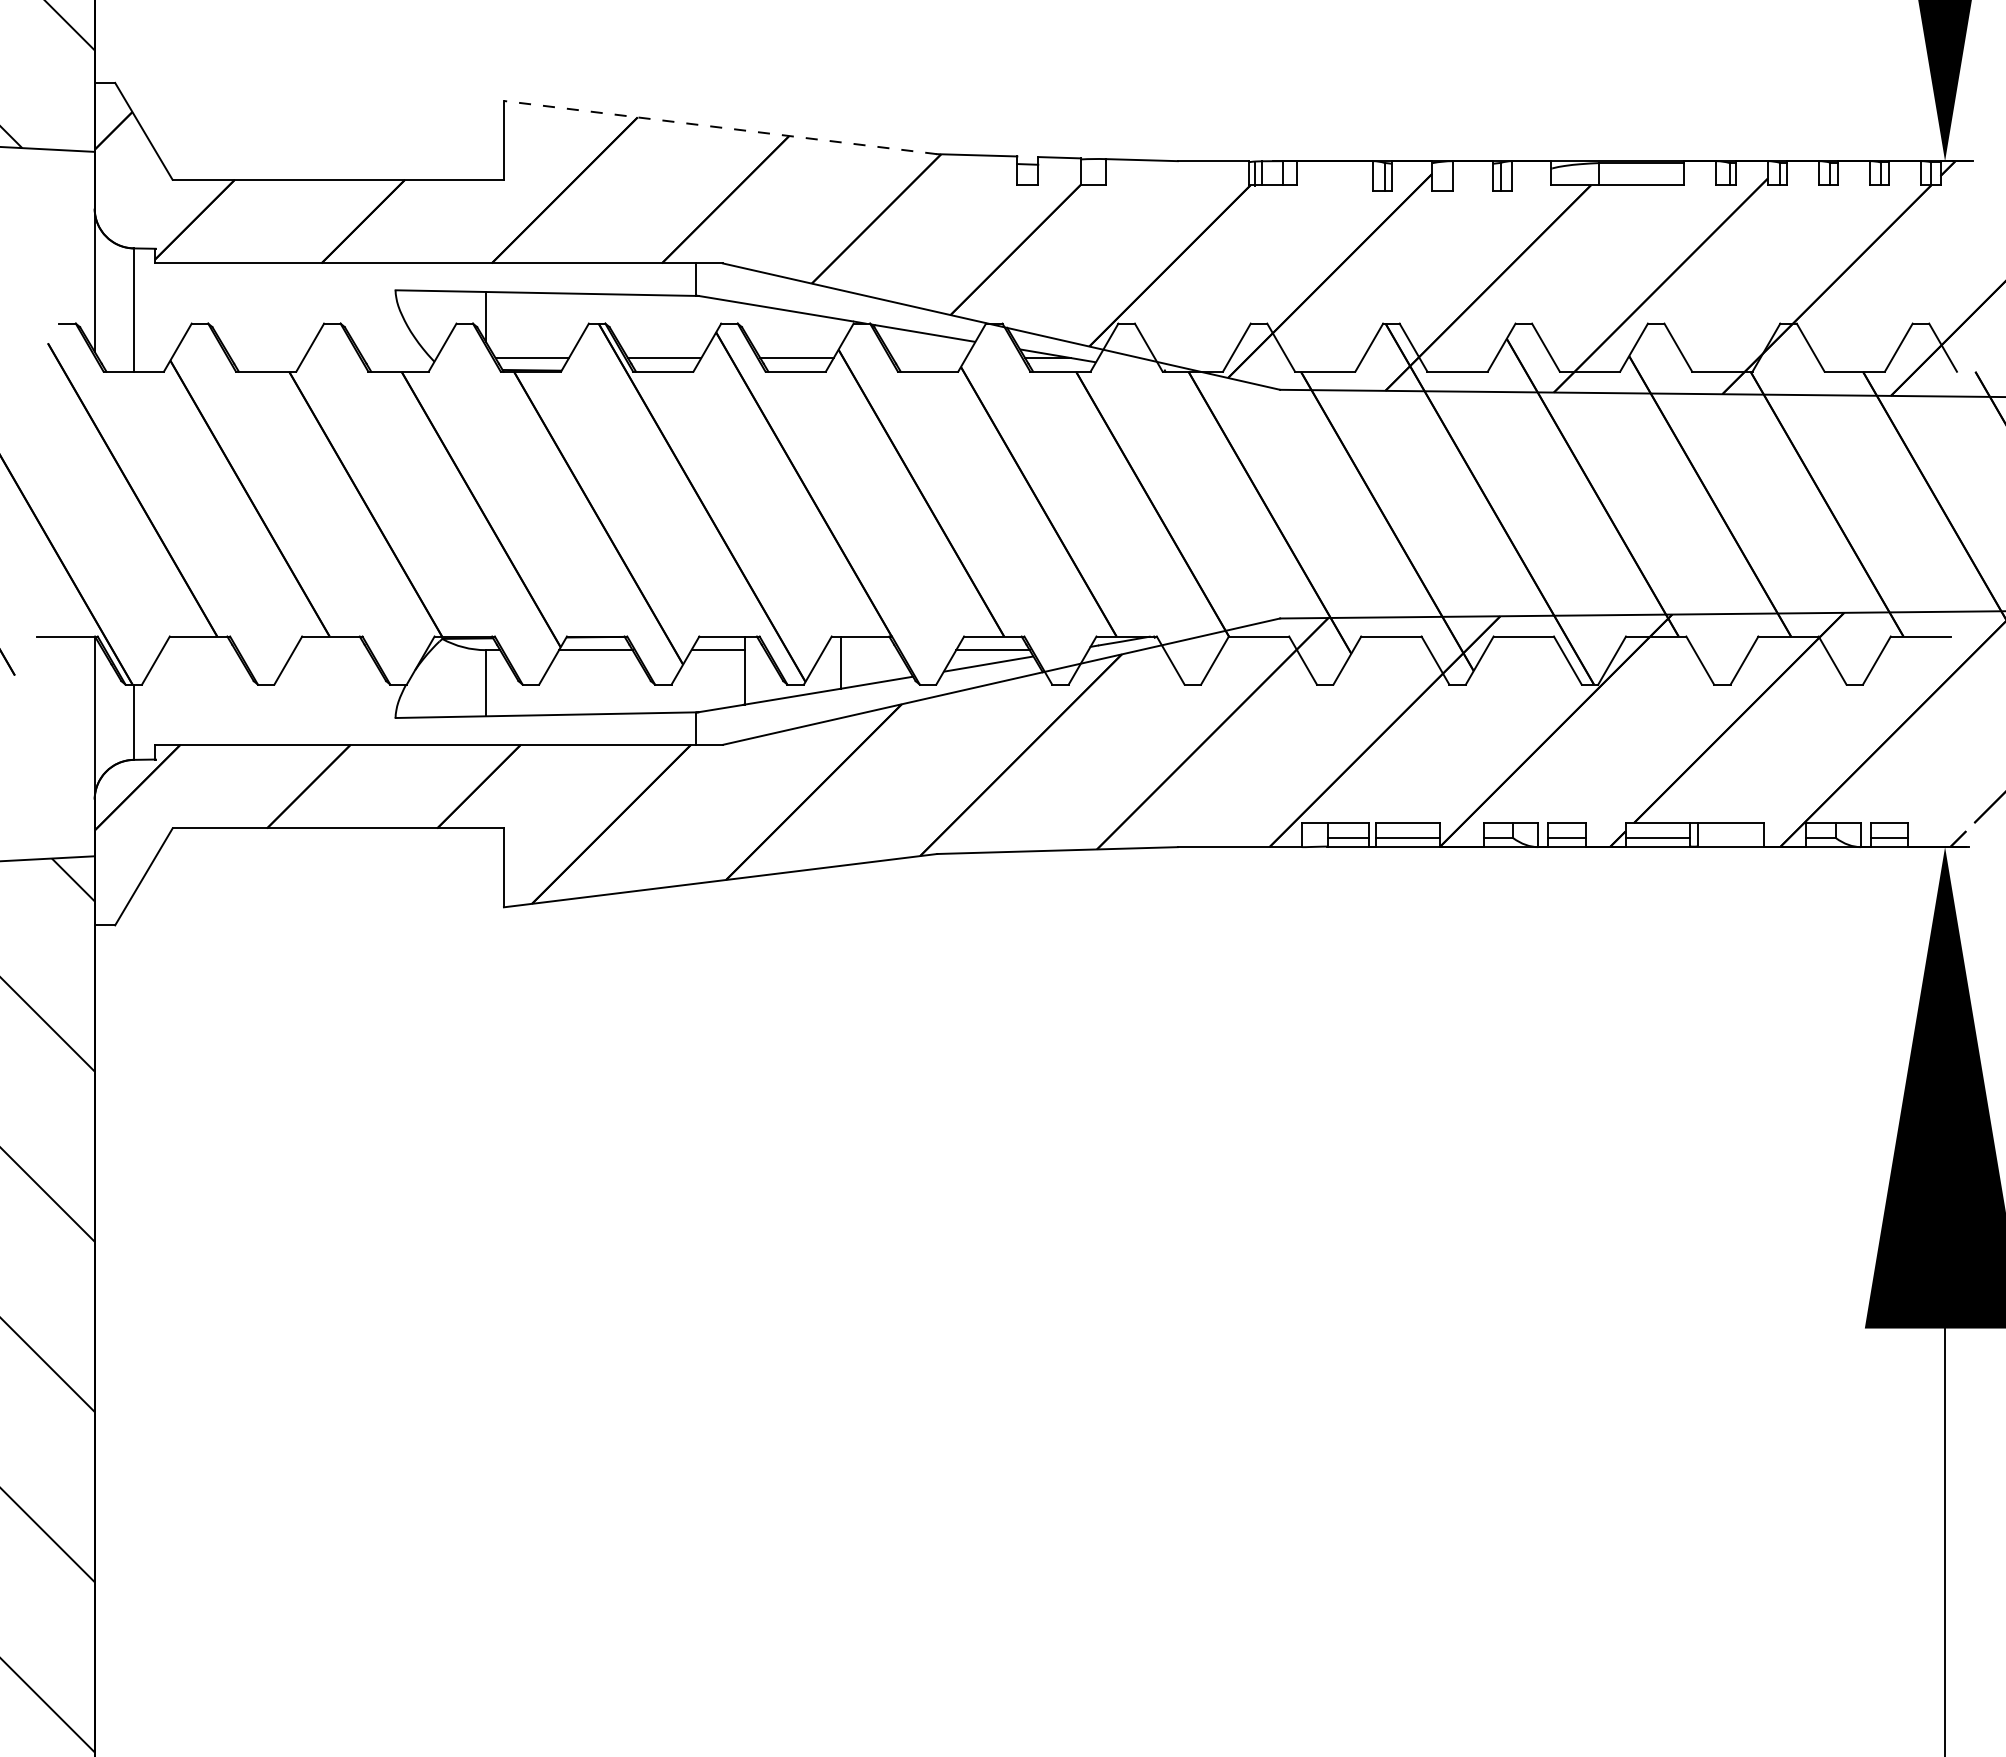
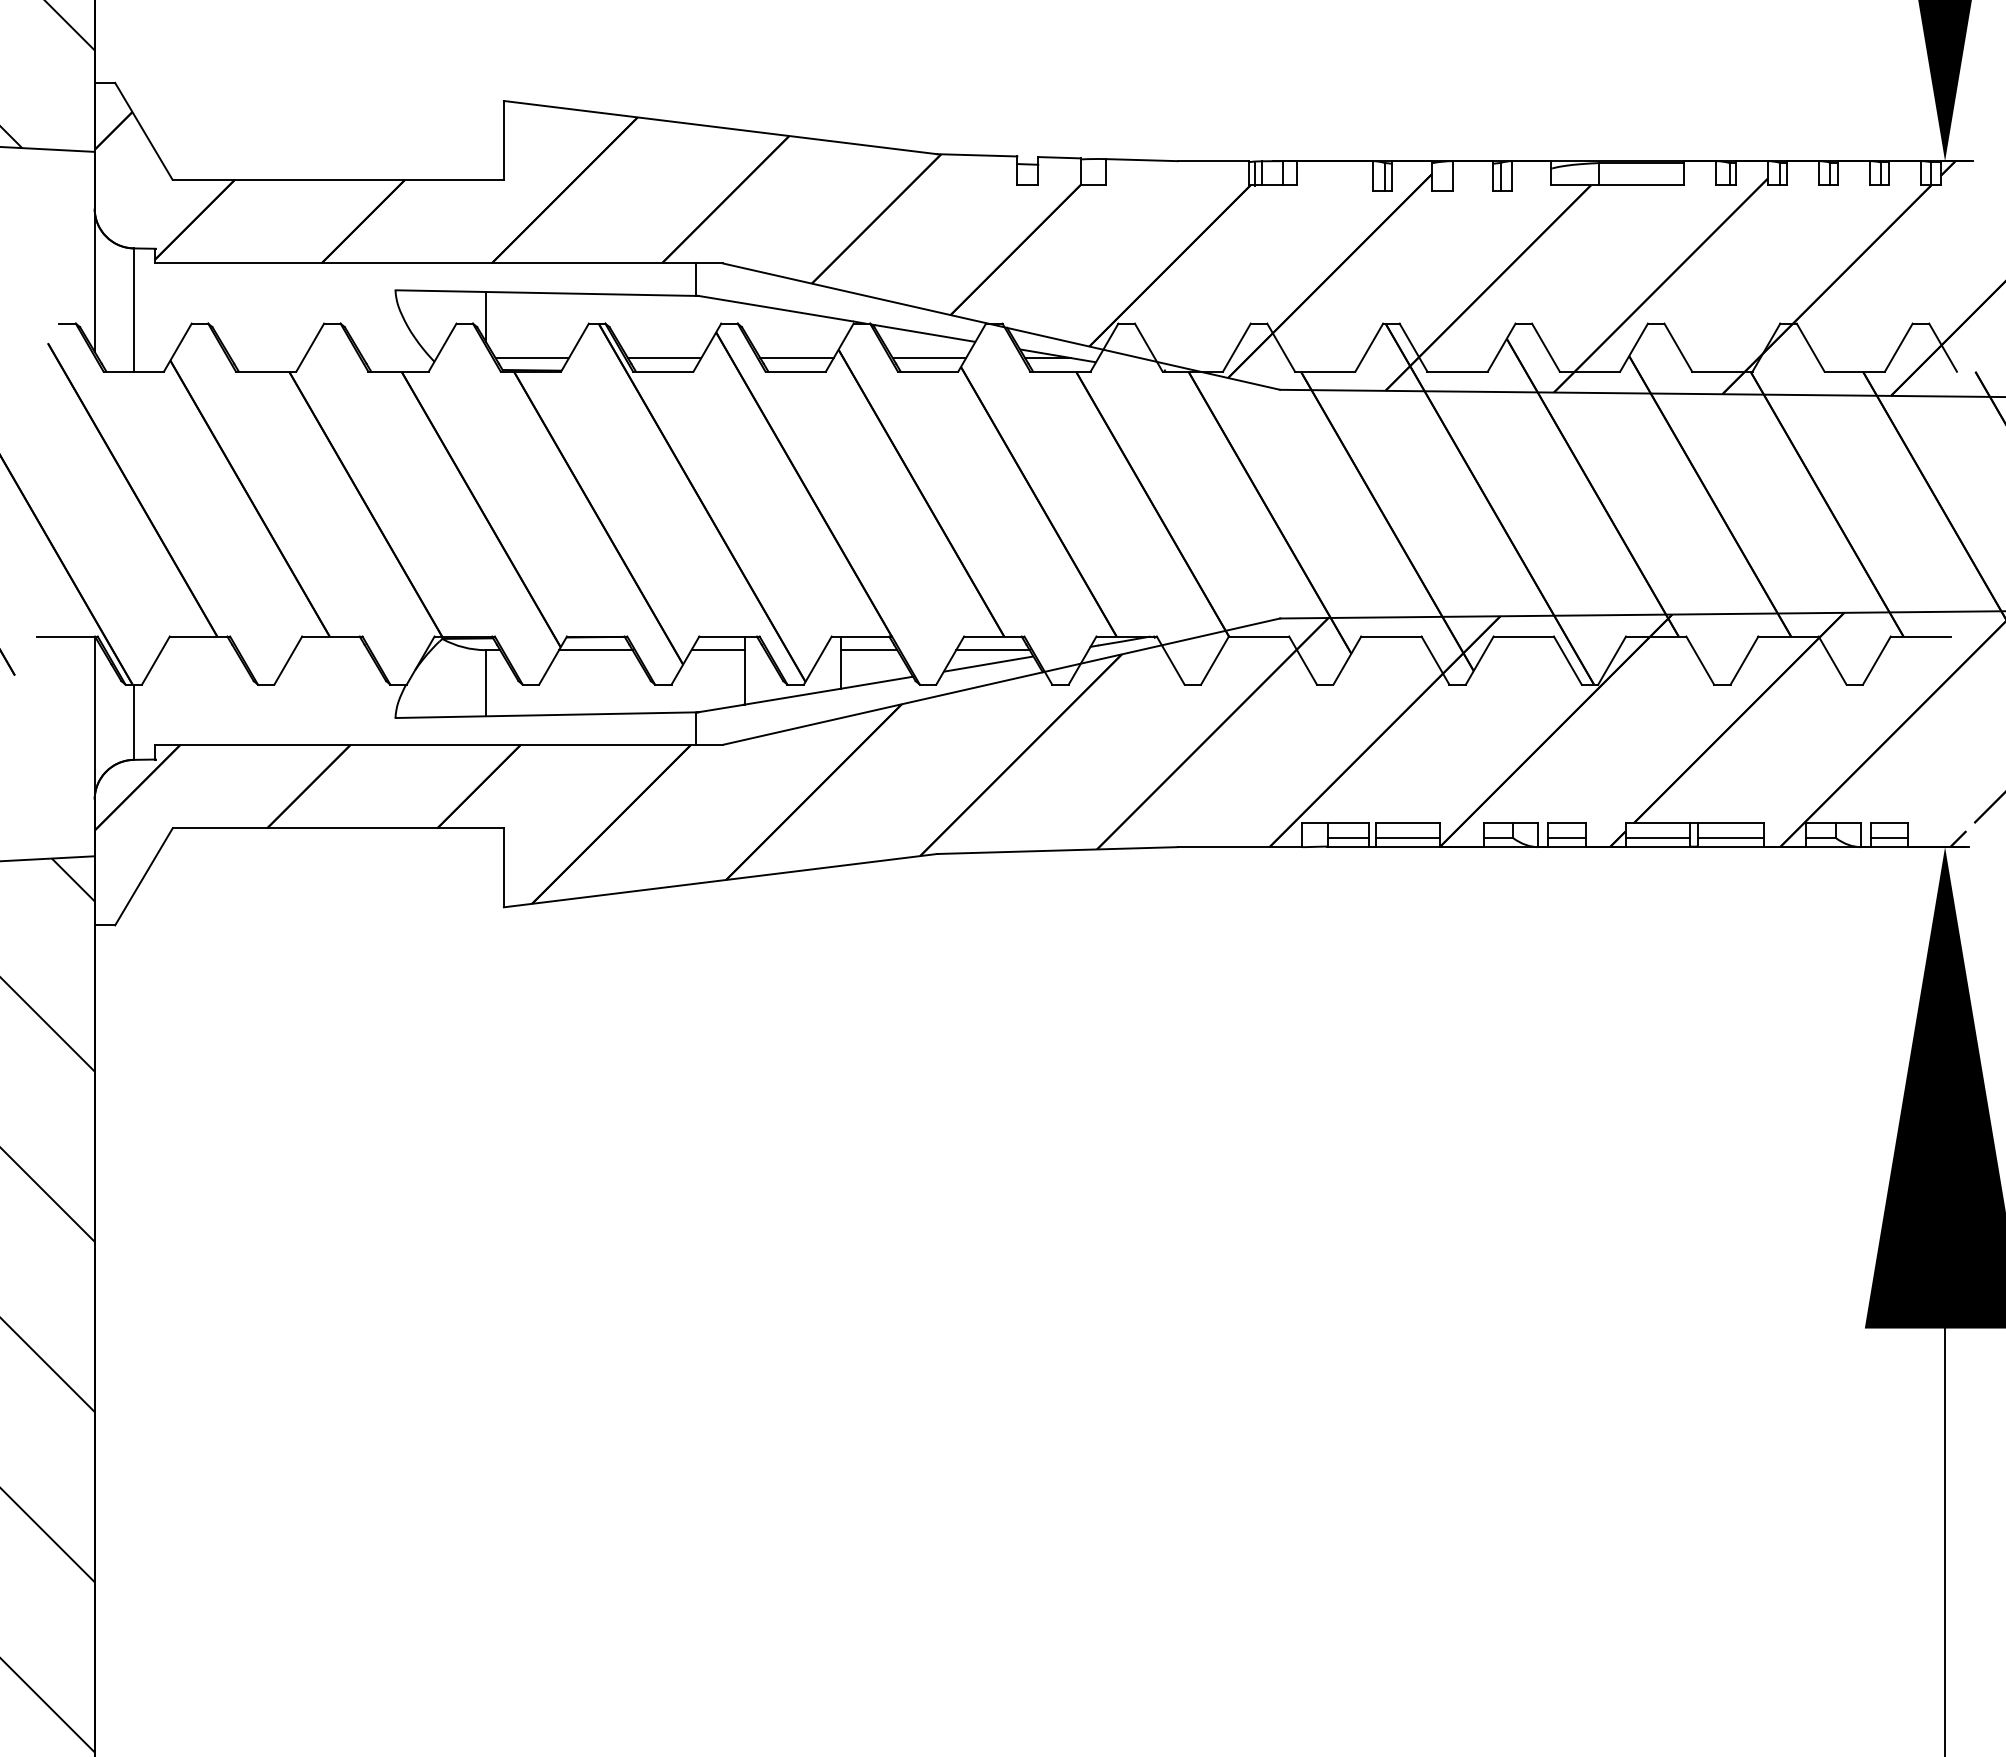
line: dashed -> solid (720, 127)
line: none -> present (929, 358)
line: none -> present (868, 650)
line: none -> present (1730, 838)
